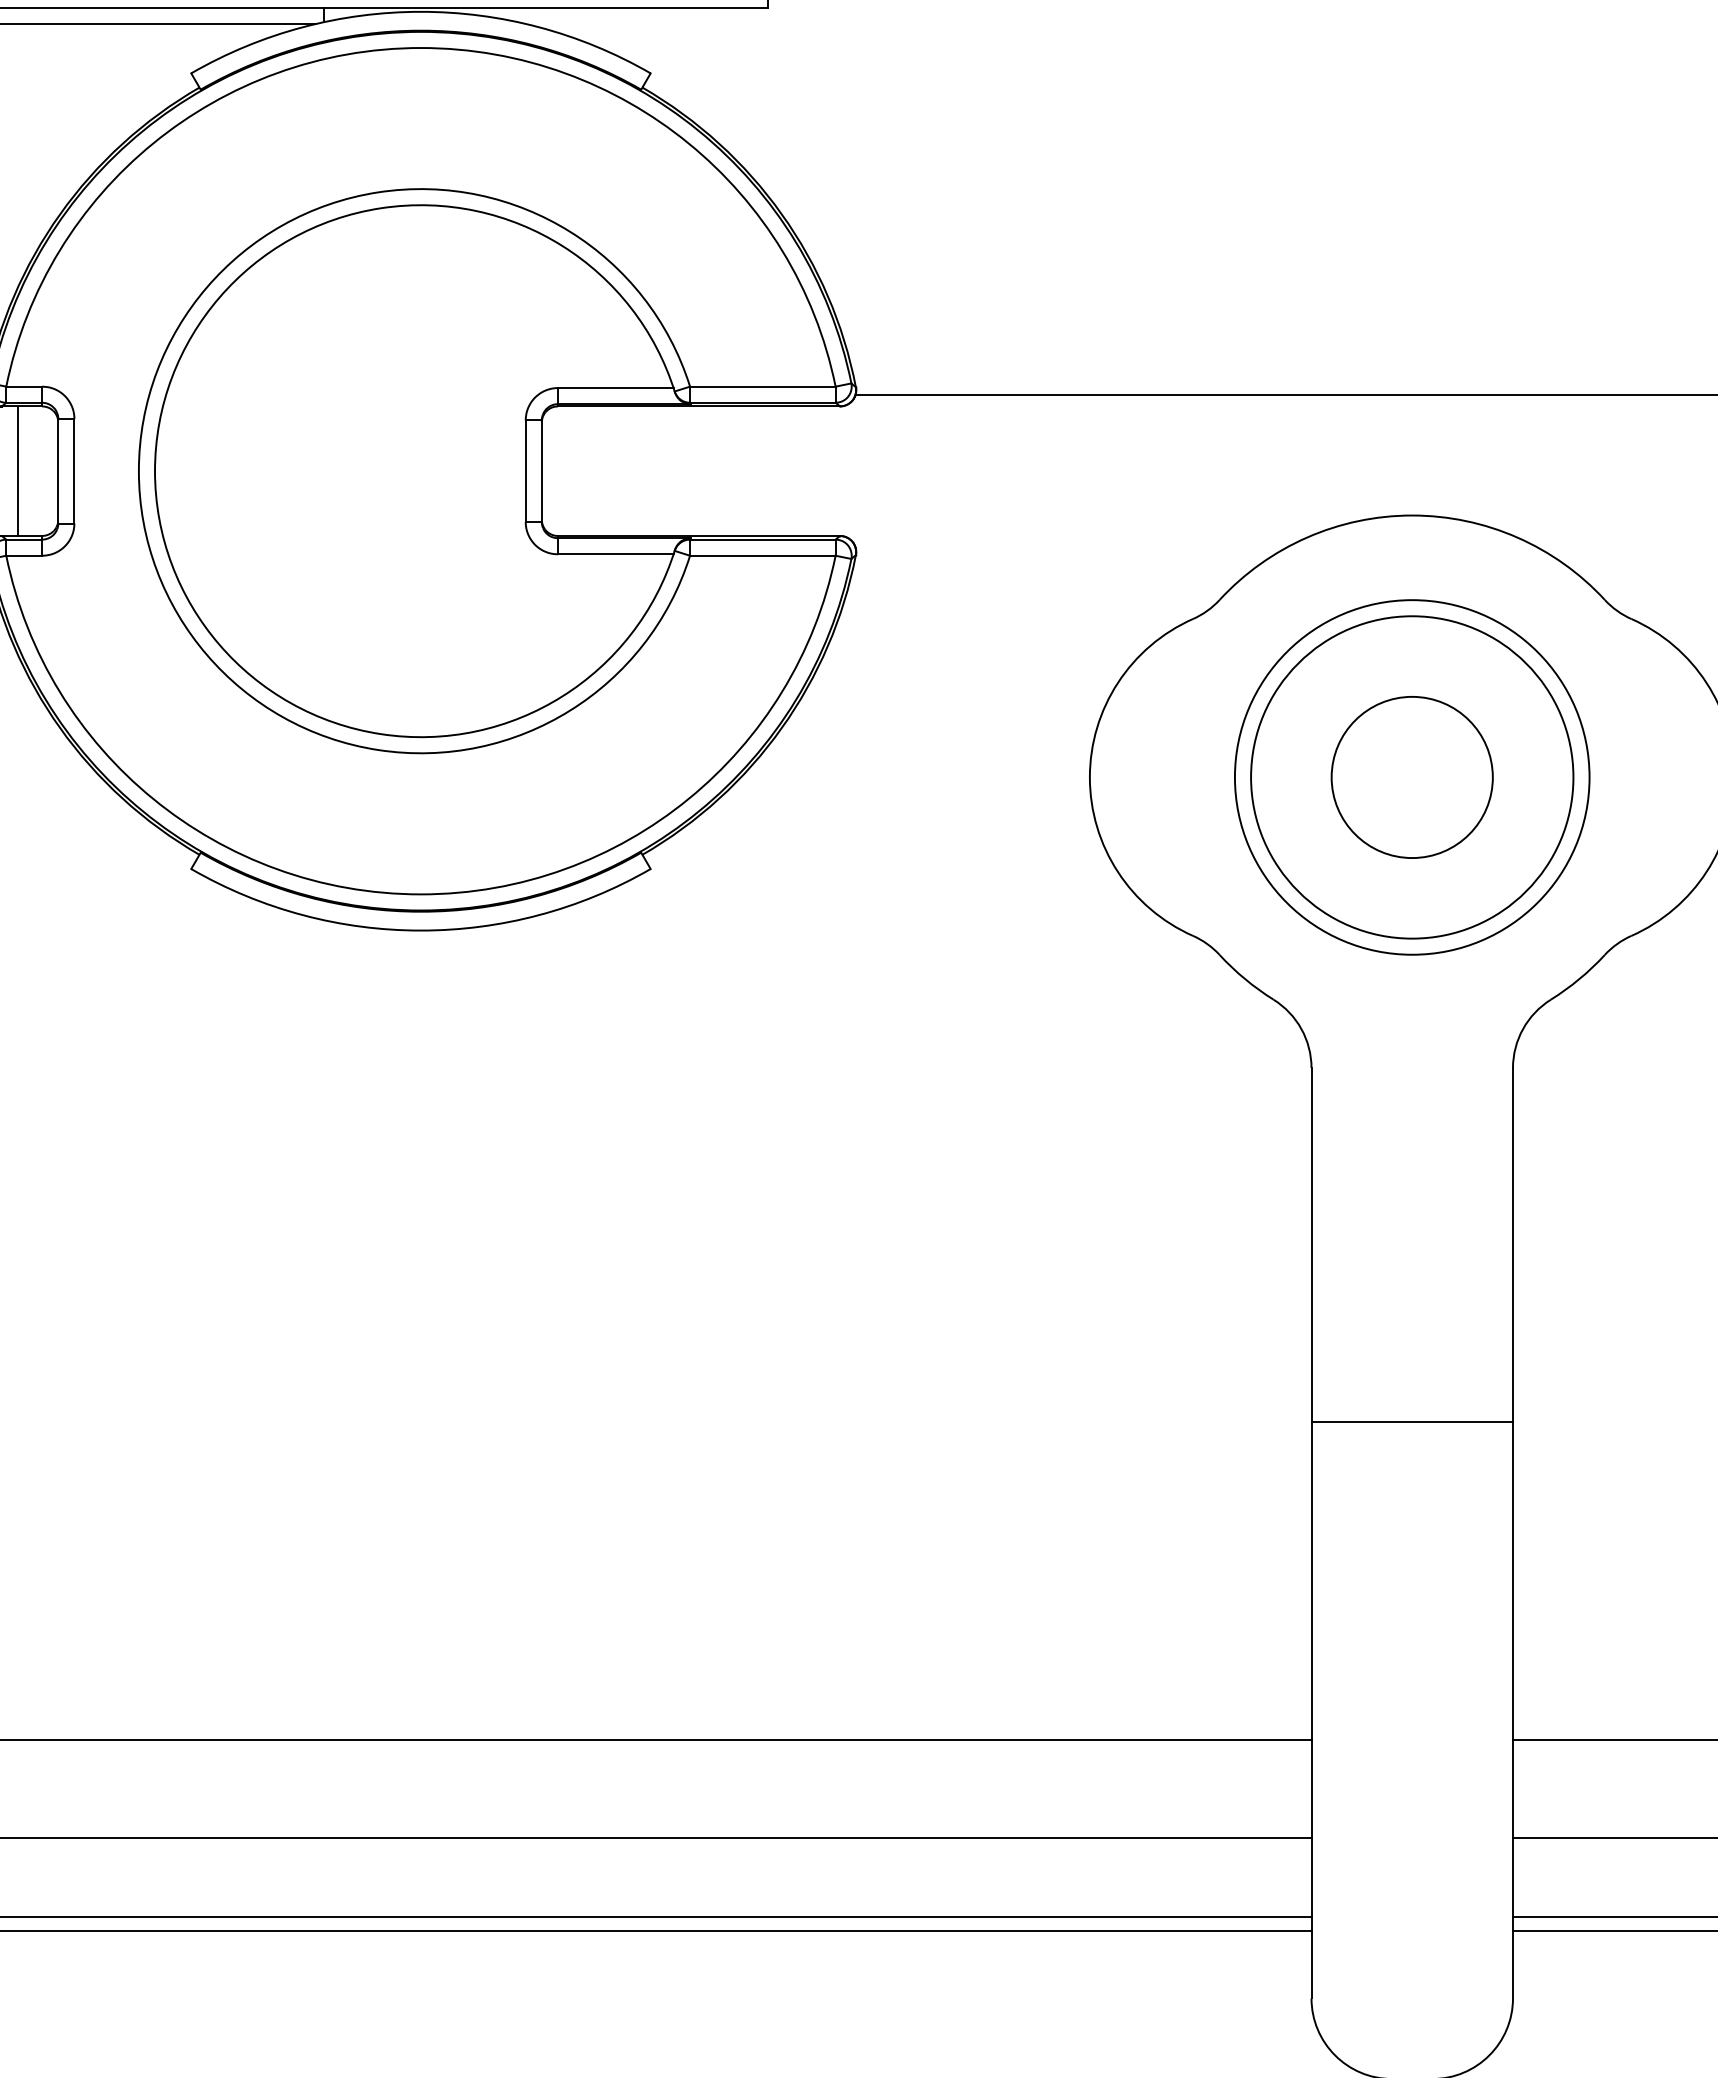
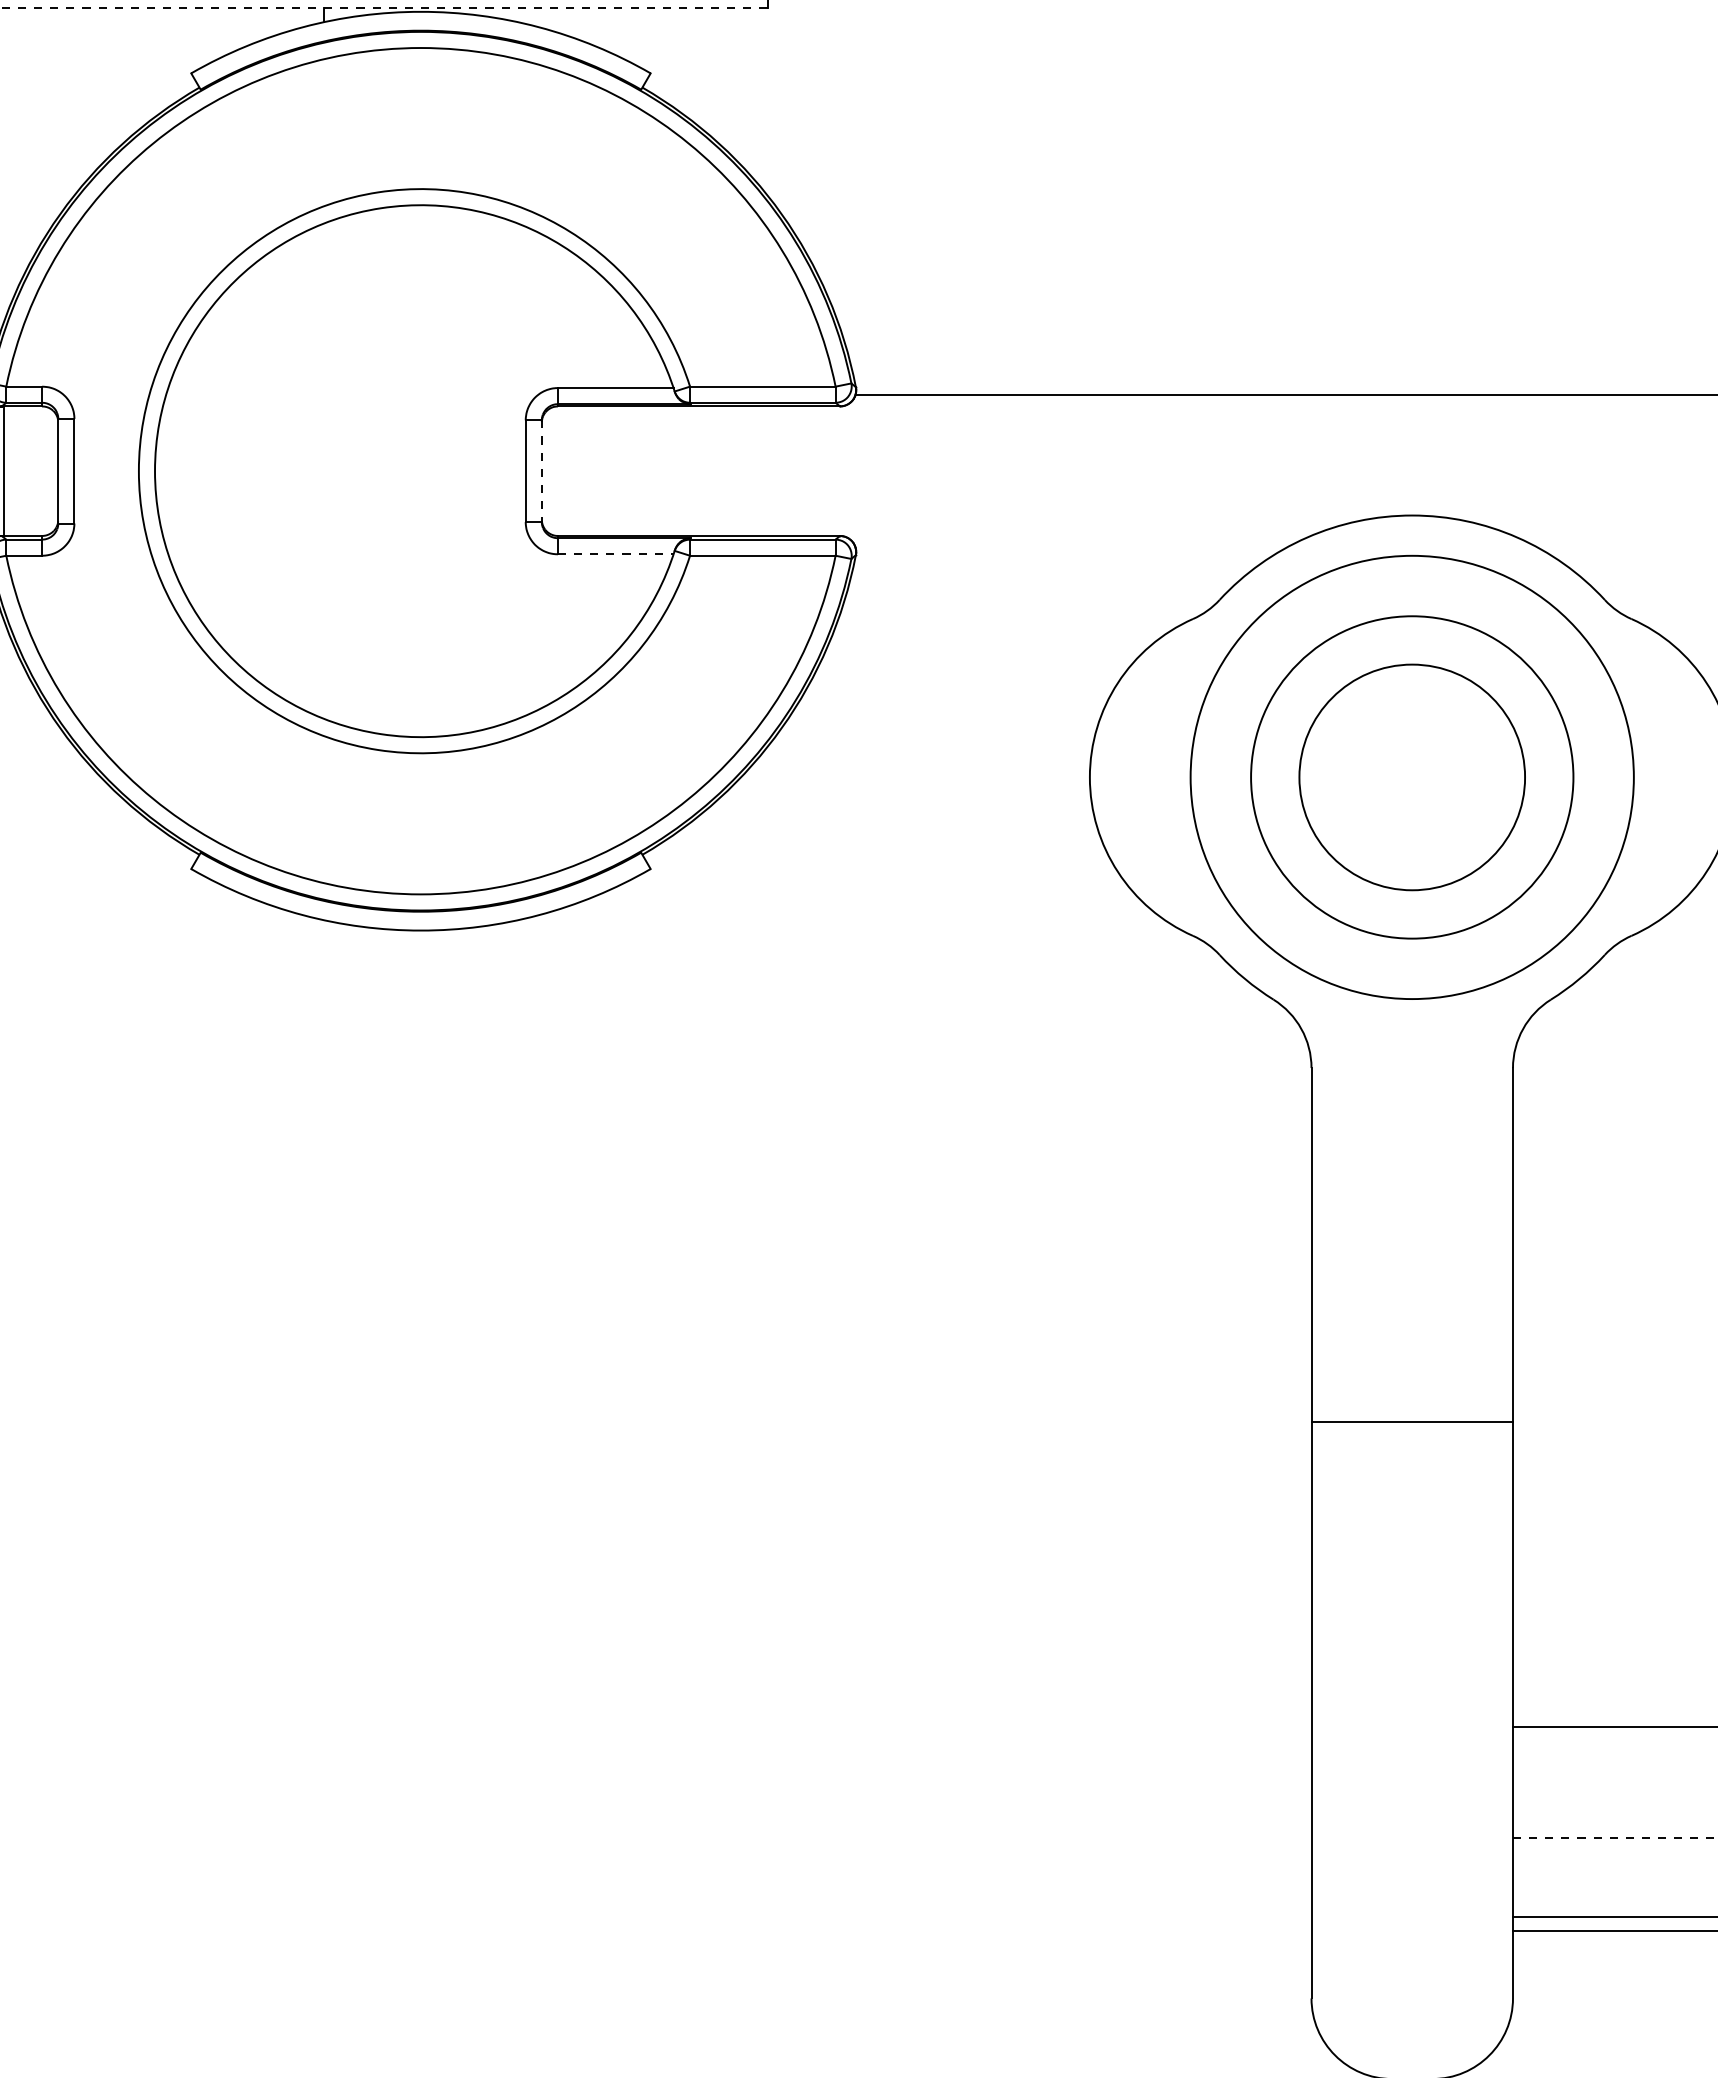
line: solid -> dashed (383, 7)
line: present -> none (159, 23)
line position: (18, 470) -> (4, 470) (4, 470)
line: solid -> dashed (541, 471)
line: solid -> dashed (615, 554)
circle diameter: 161 px -> 226 px (1412, 777)
circle diameter: 355 px -> 443 px (1411, 777)
line: present -> none (656, 1739)
line position: (1613, 1739) -> (1613, 1726) (1613, 1726)
line: present -> none (656, 1837)
line: solid -> dashed (1614, 1837)
line: present -> none (656, 1916)
line: present -> none (656, 1930)
